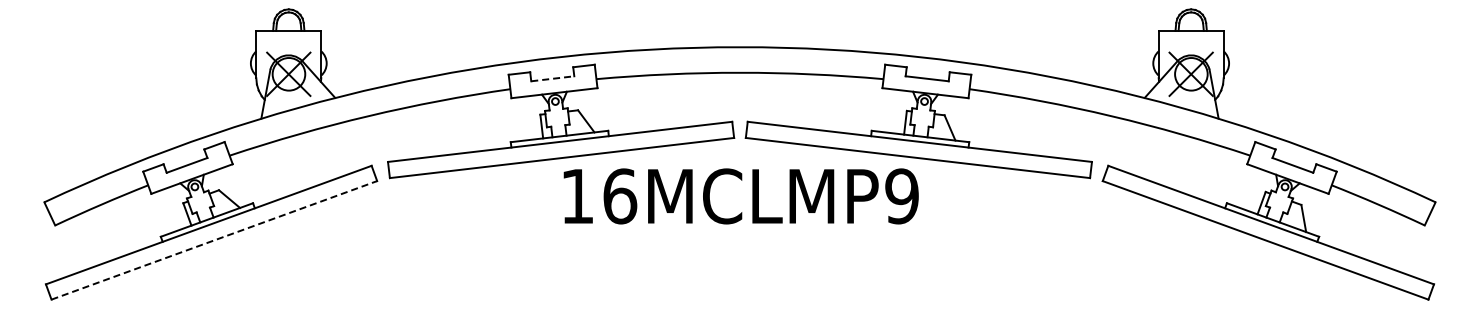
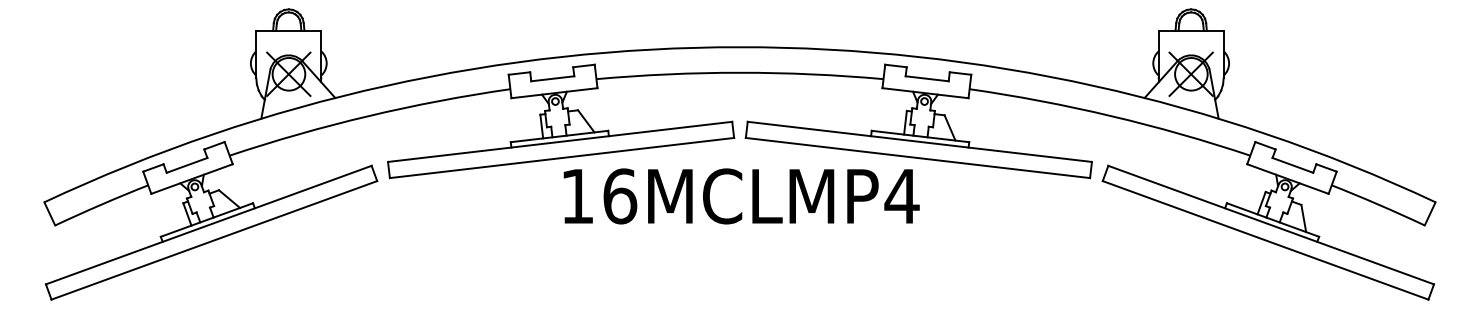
line: dashed -> solid (552, 78)
text: 16MCLMP9 -> 16MCLMP4 (901, 196)
line: dashed -> solid (214, 240)
